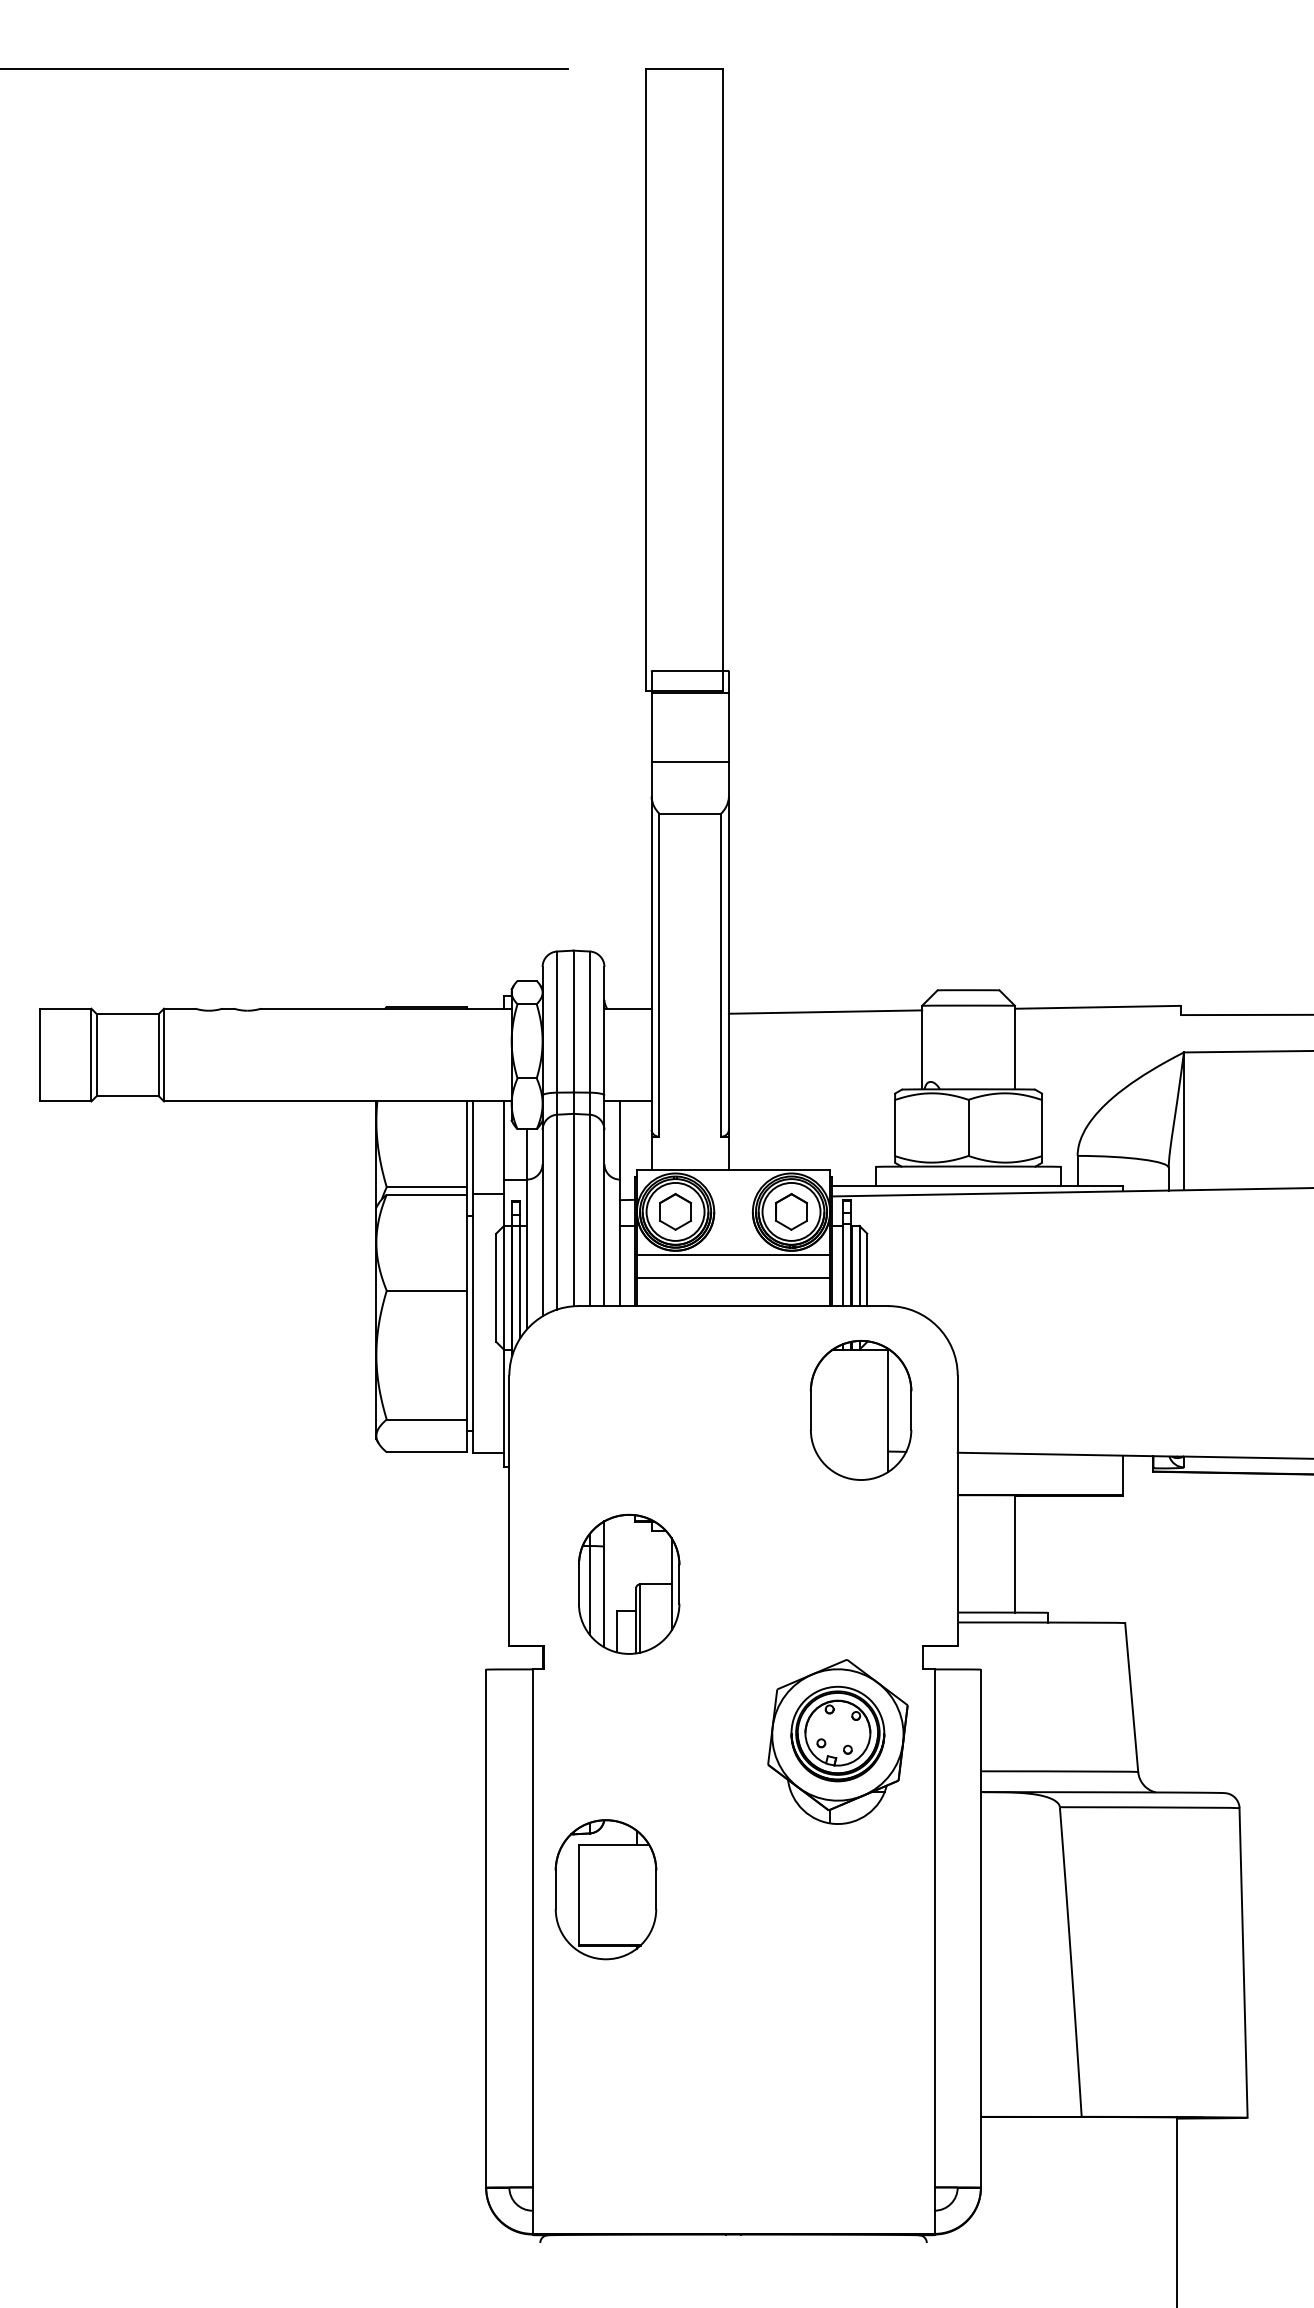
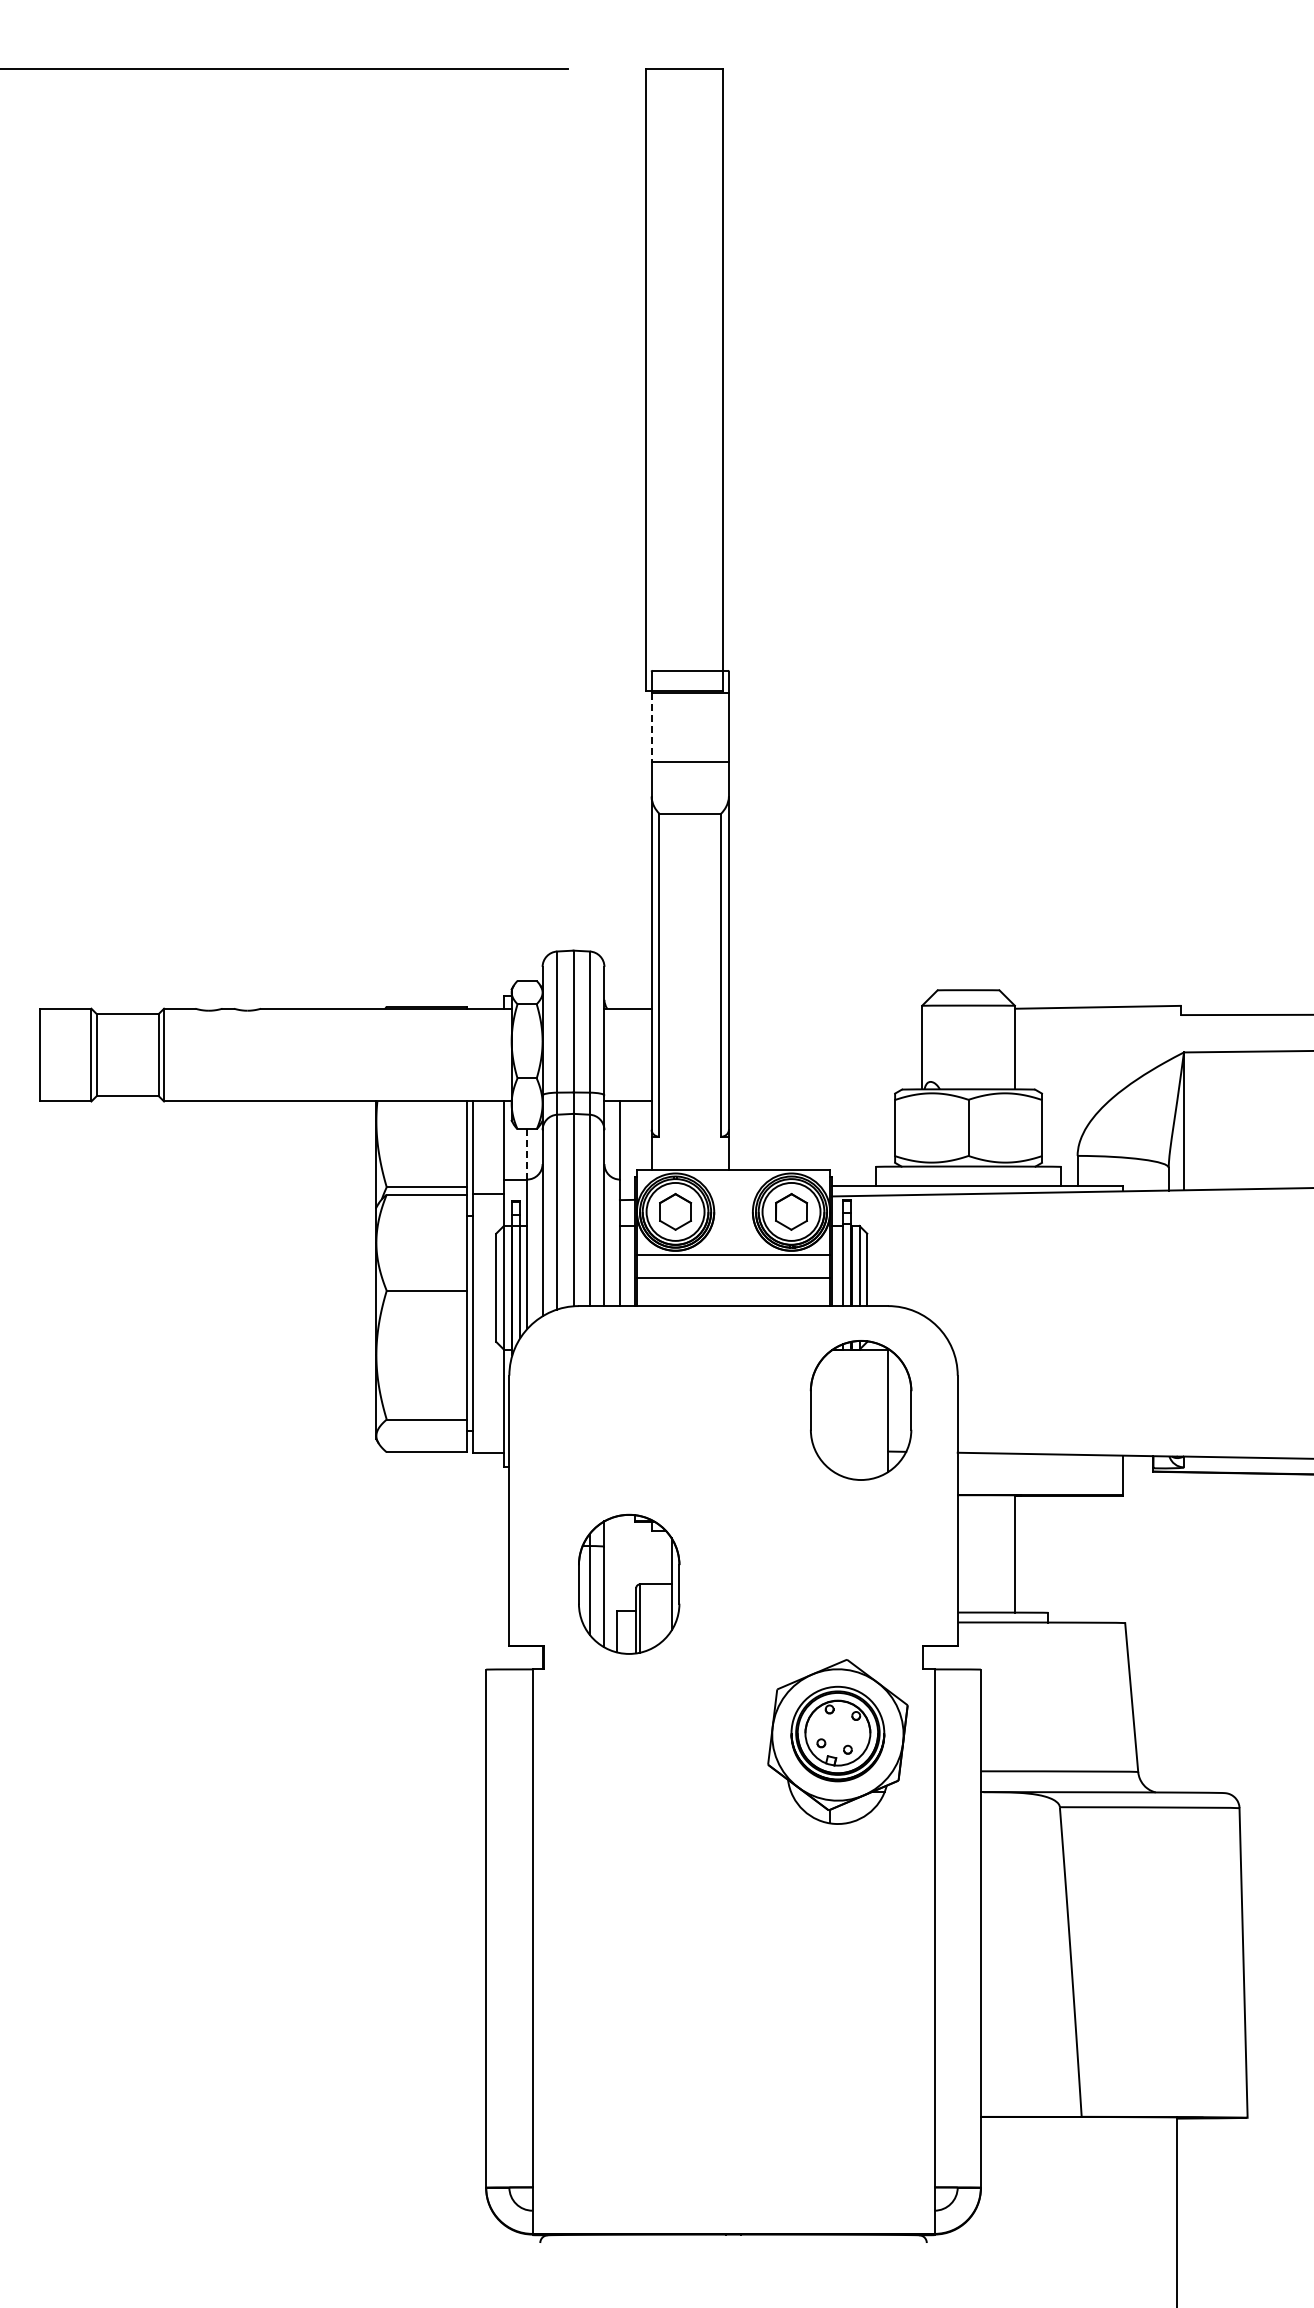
line: solid -> dashed (651, 727)
line: present -> none (825, 1011)
line: solid -> dashed (527, 1153)
part: present -> none (605, 1889)
